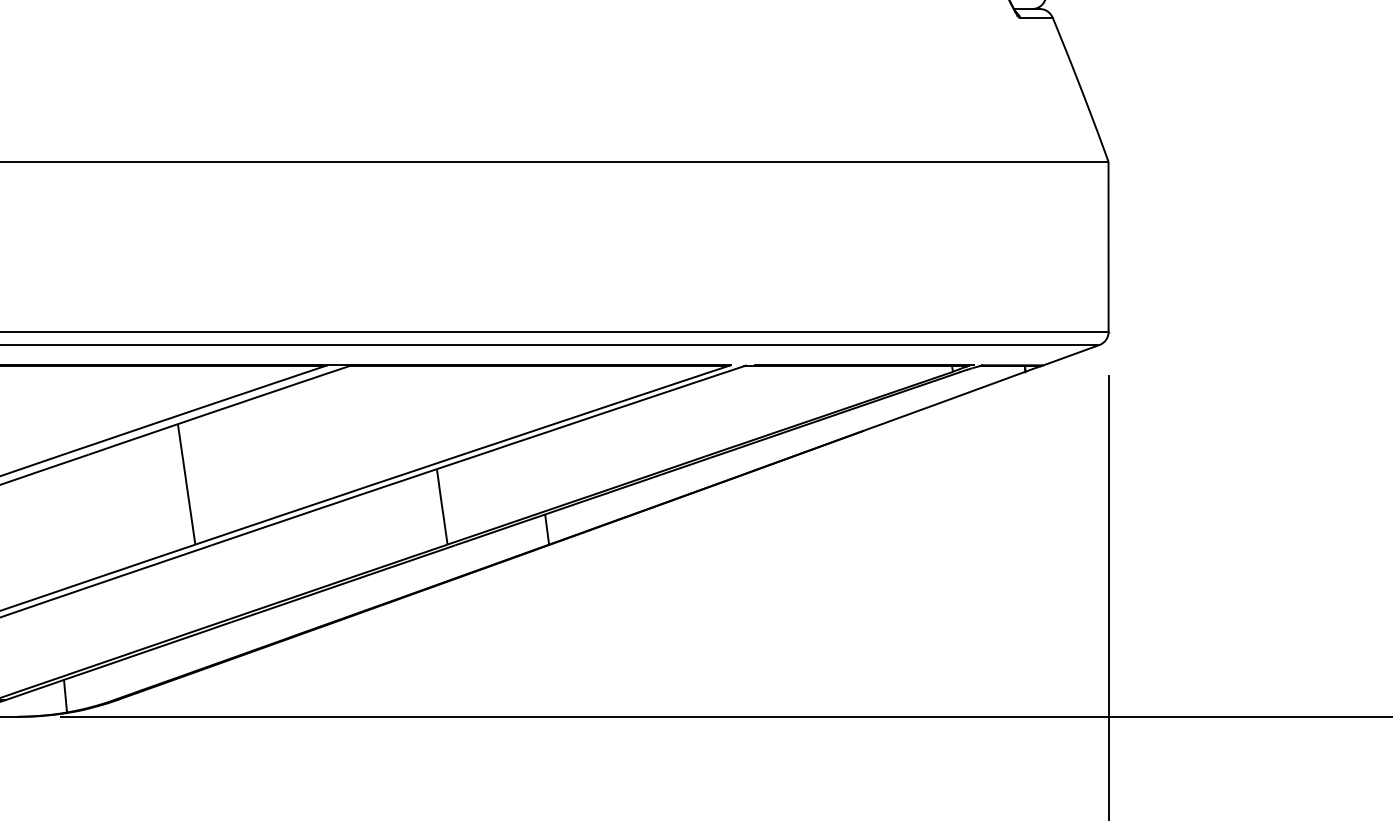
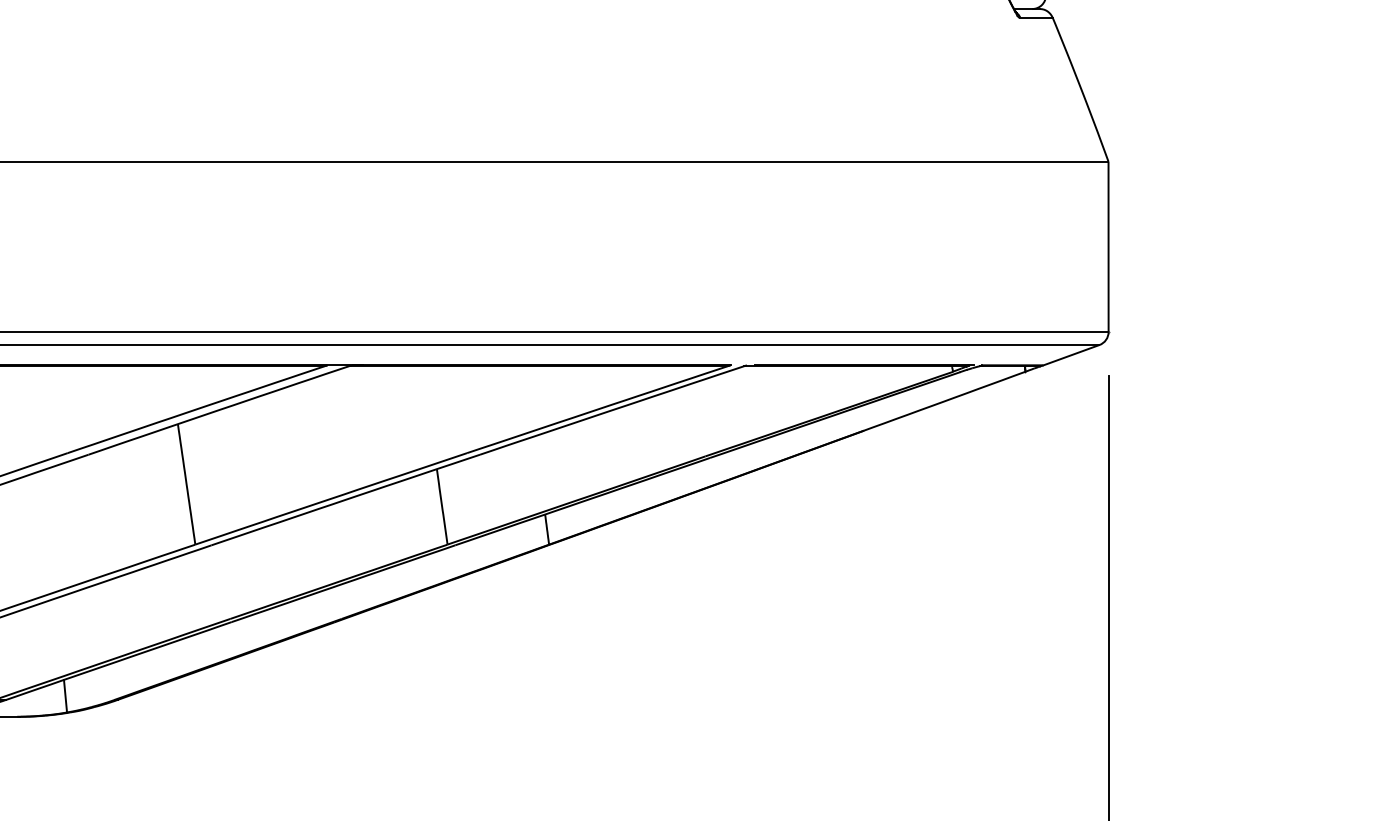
line: present -> none (725, 716)
